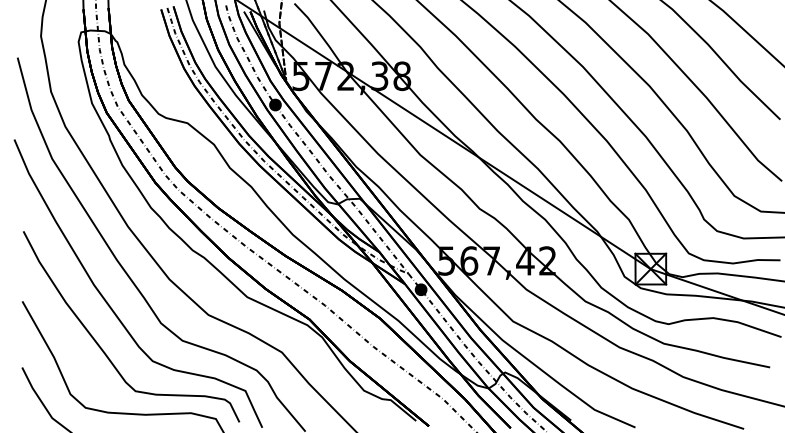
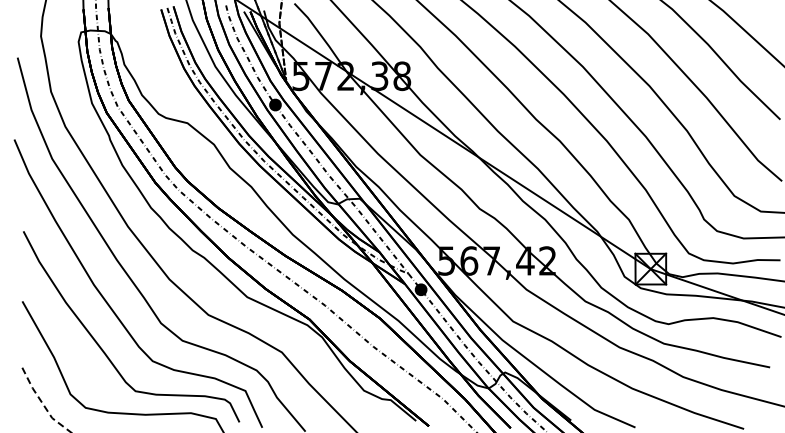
line: solid -> dashed (42, 403)
